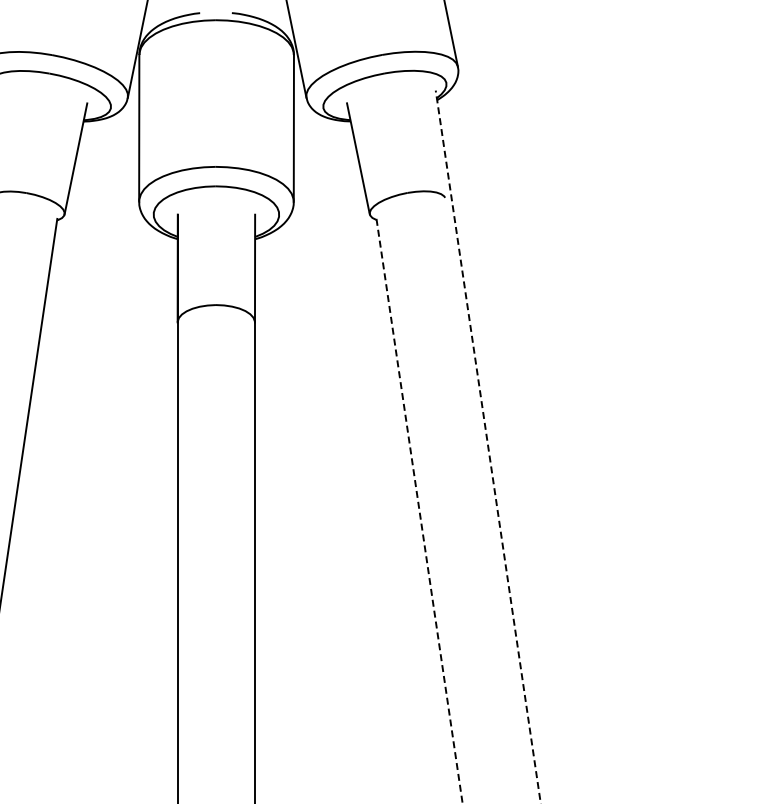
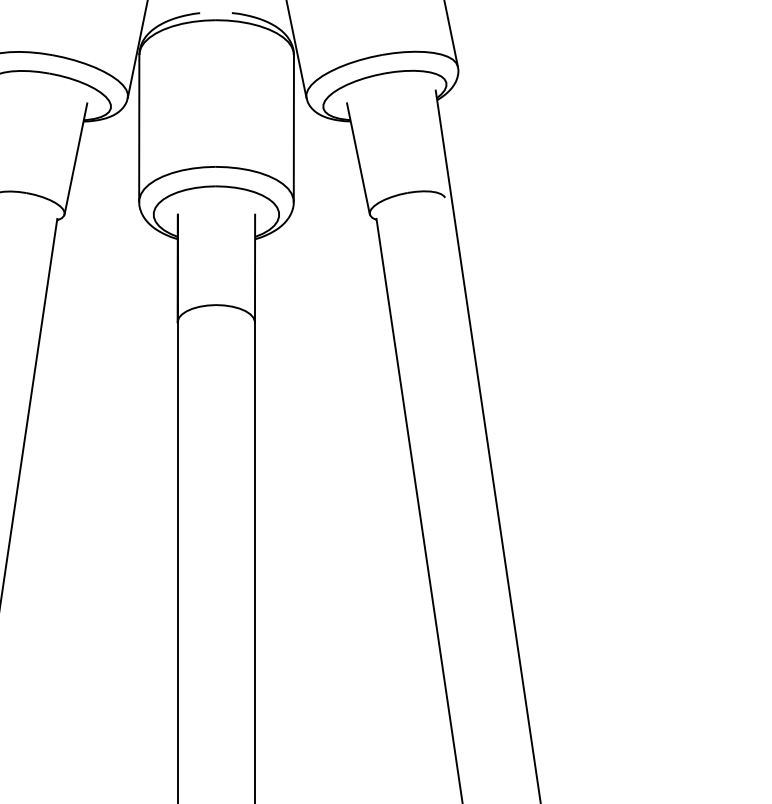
line: dashed -> solid (488, 446)
line: dashed -> solid (419, 511)
